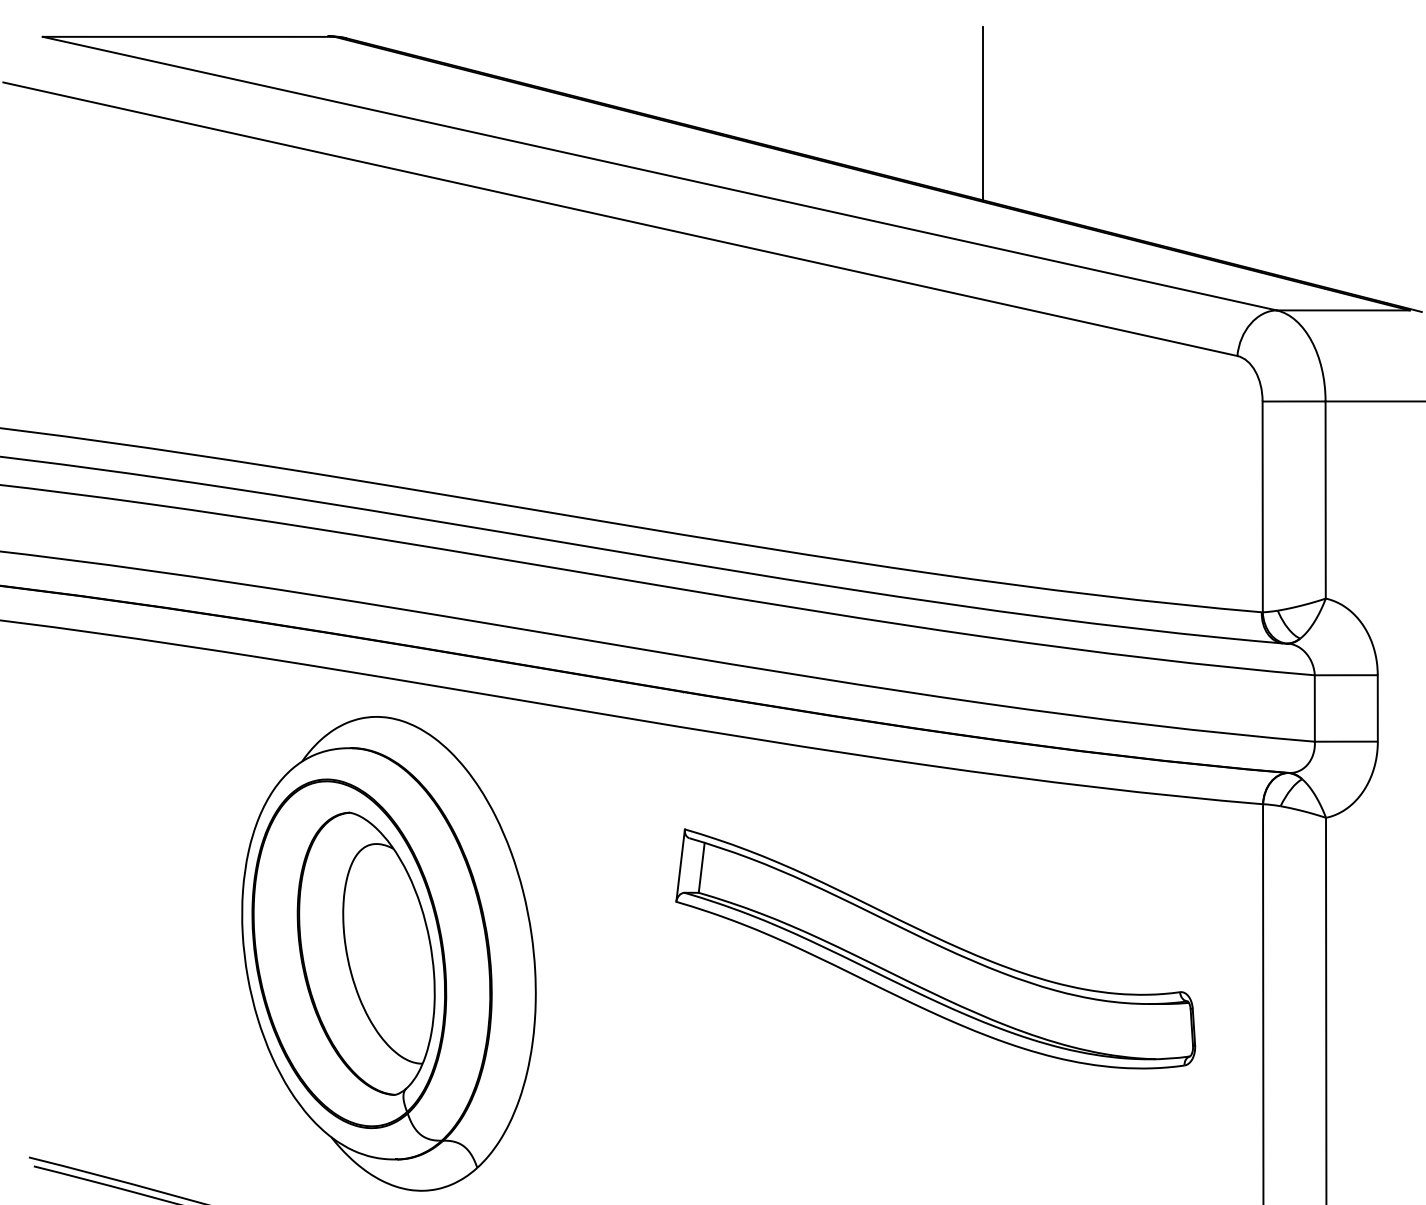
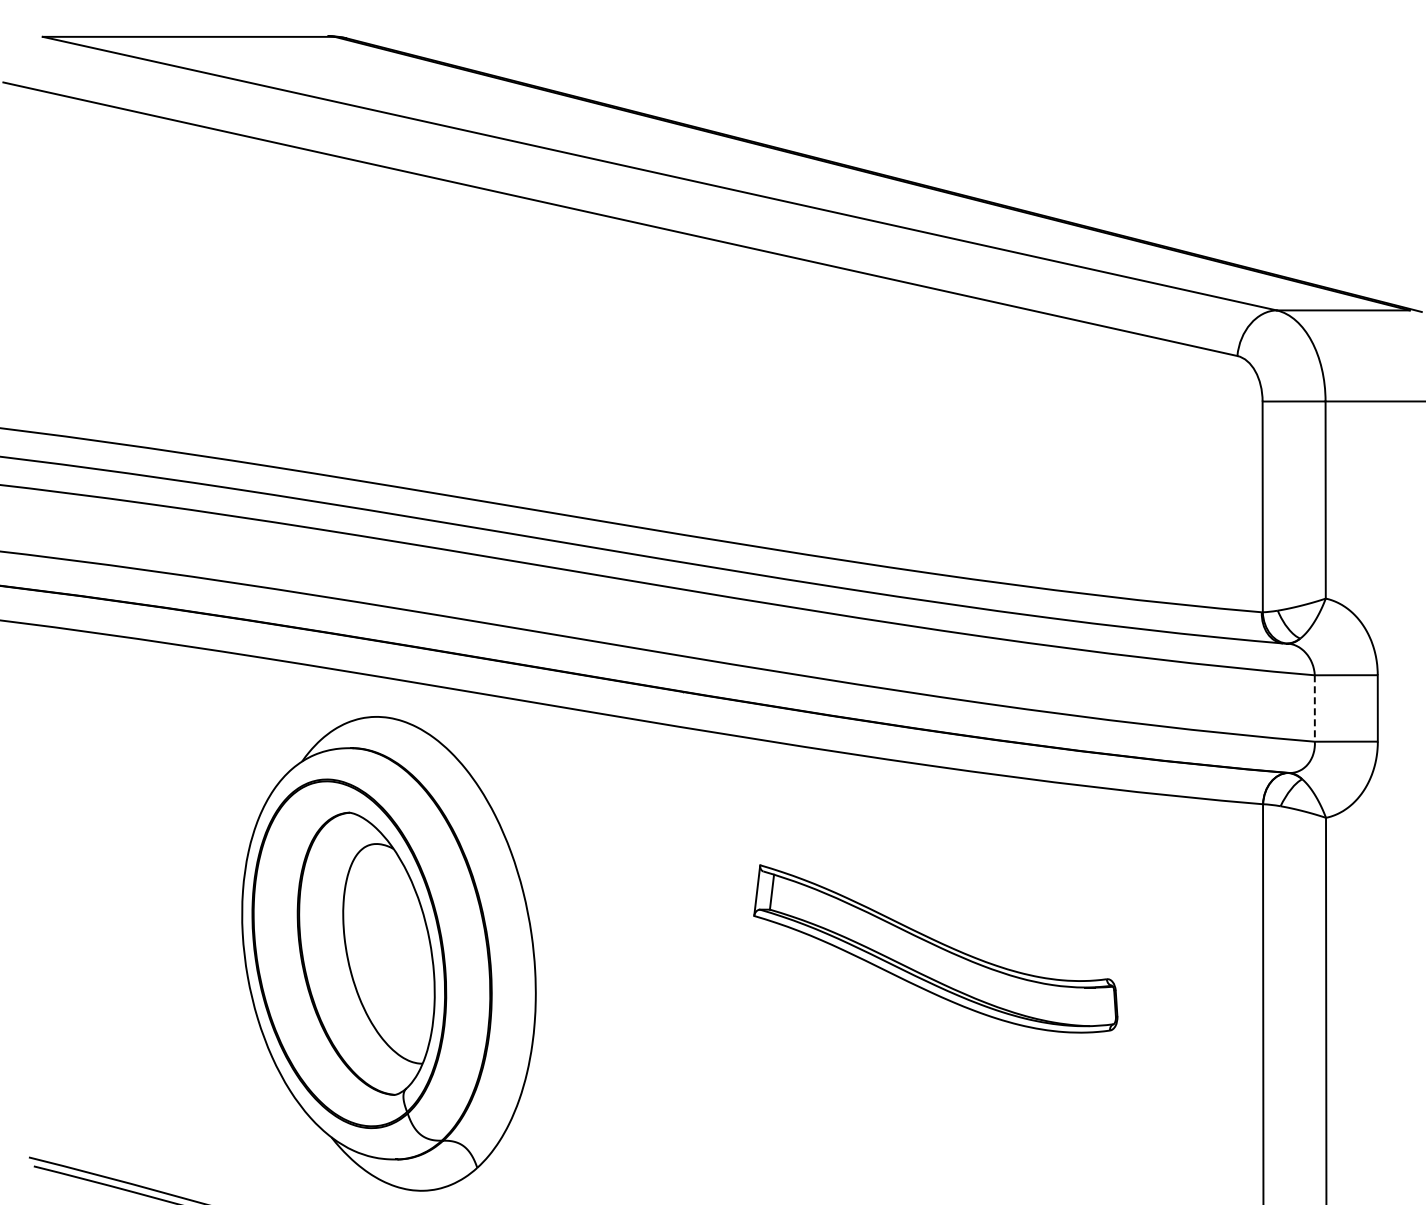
line: present -> none (983, 113)
line: solid -> dashed (1314, 709)
part size: 522x242 px -> 366x170 px (935, 948)
